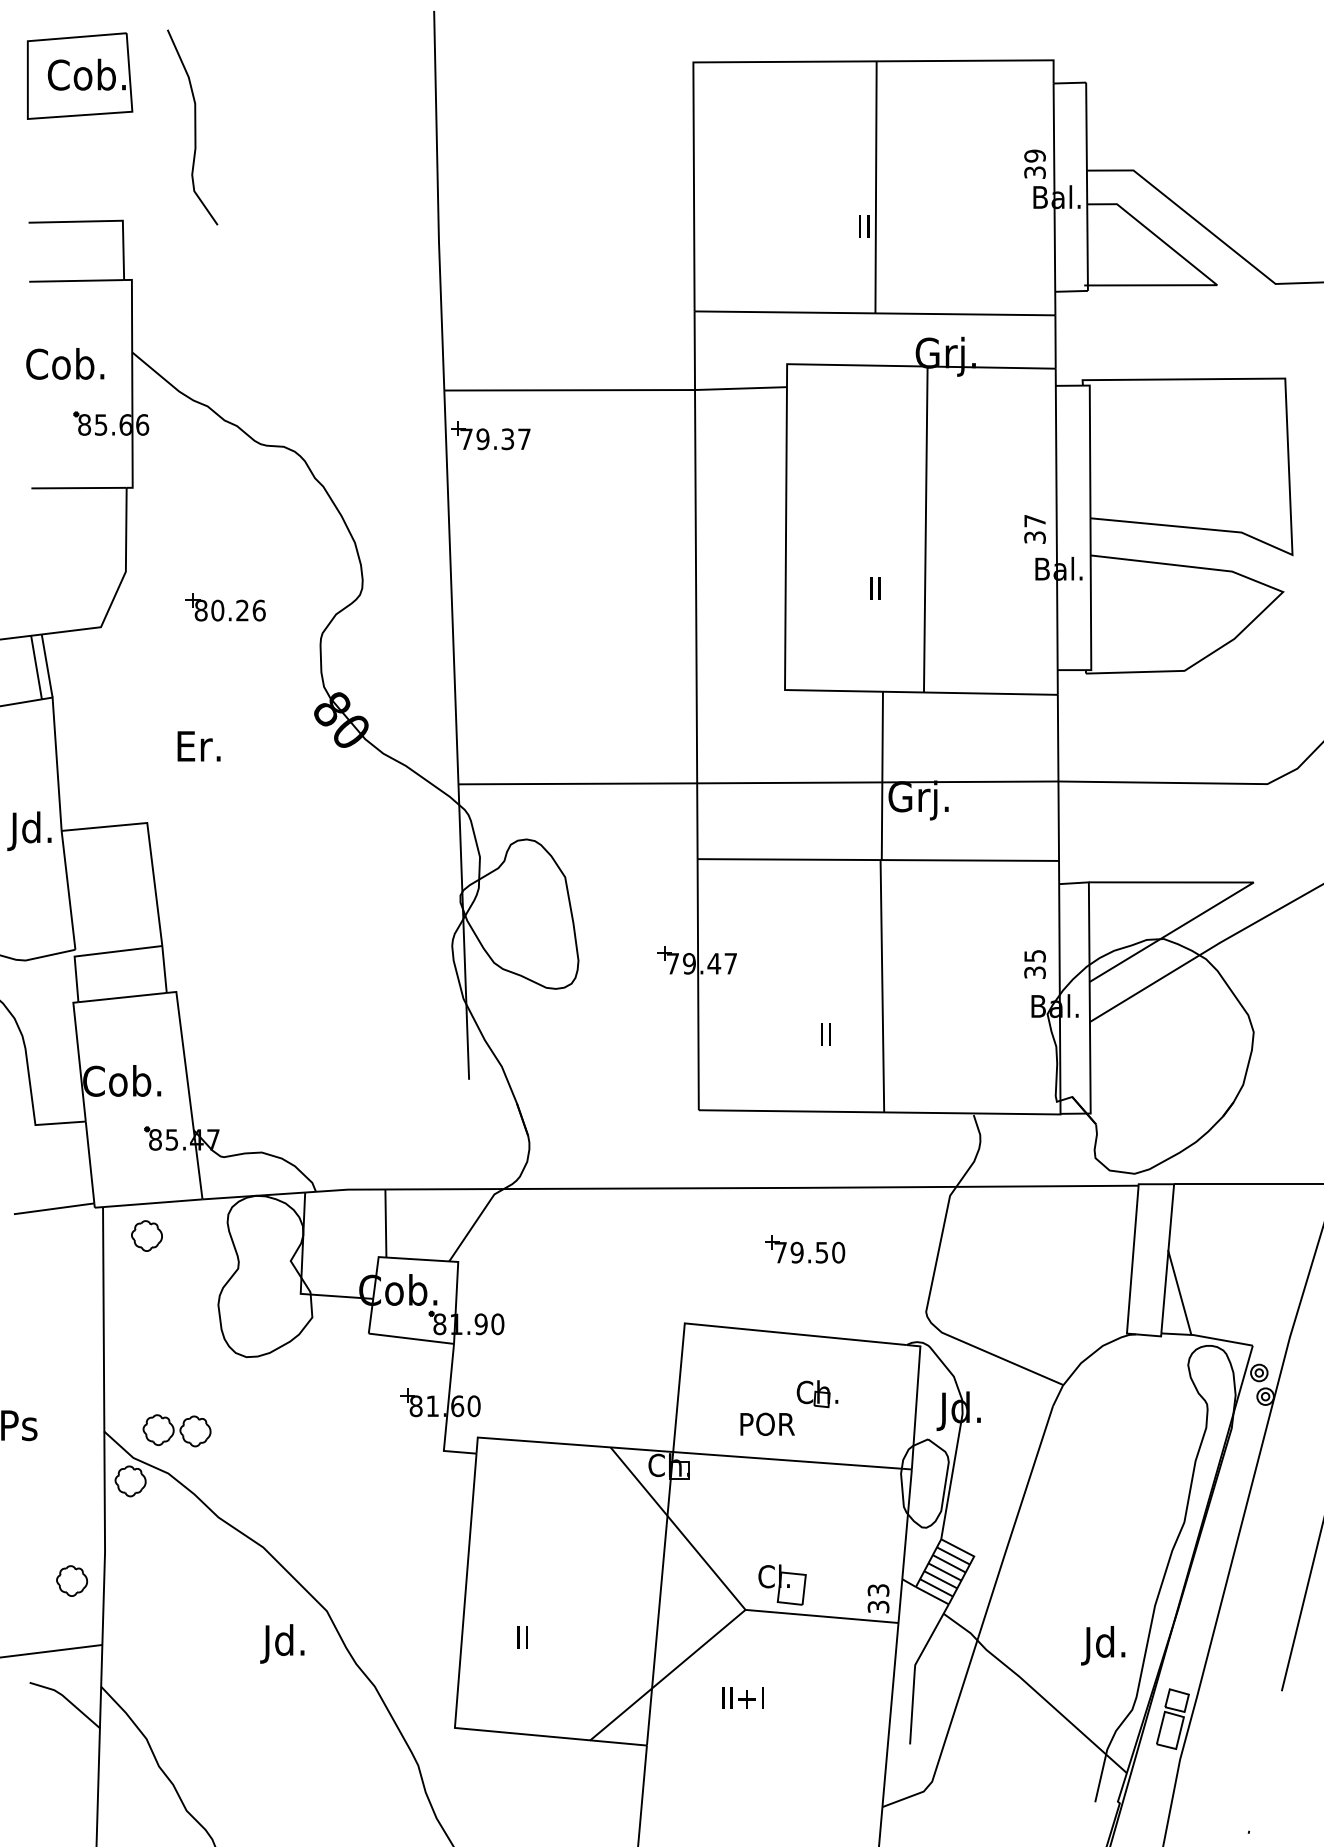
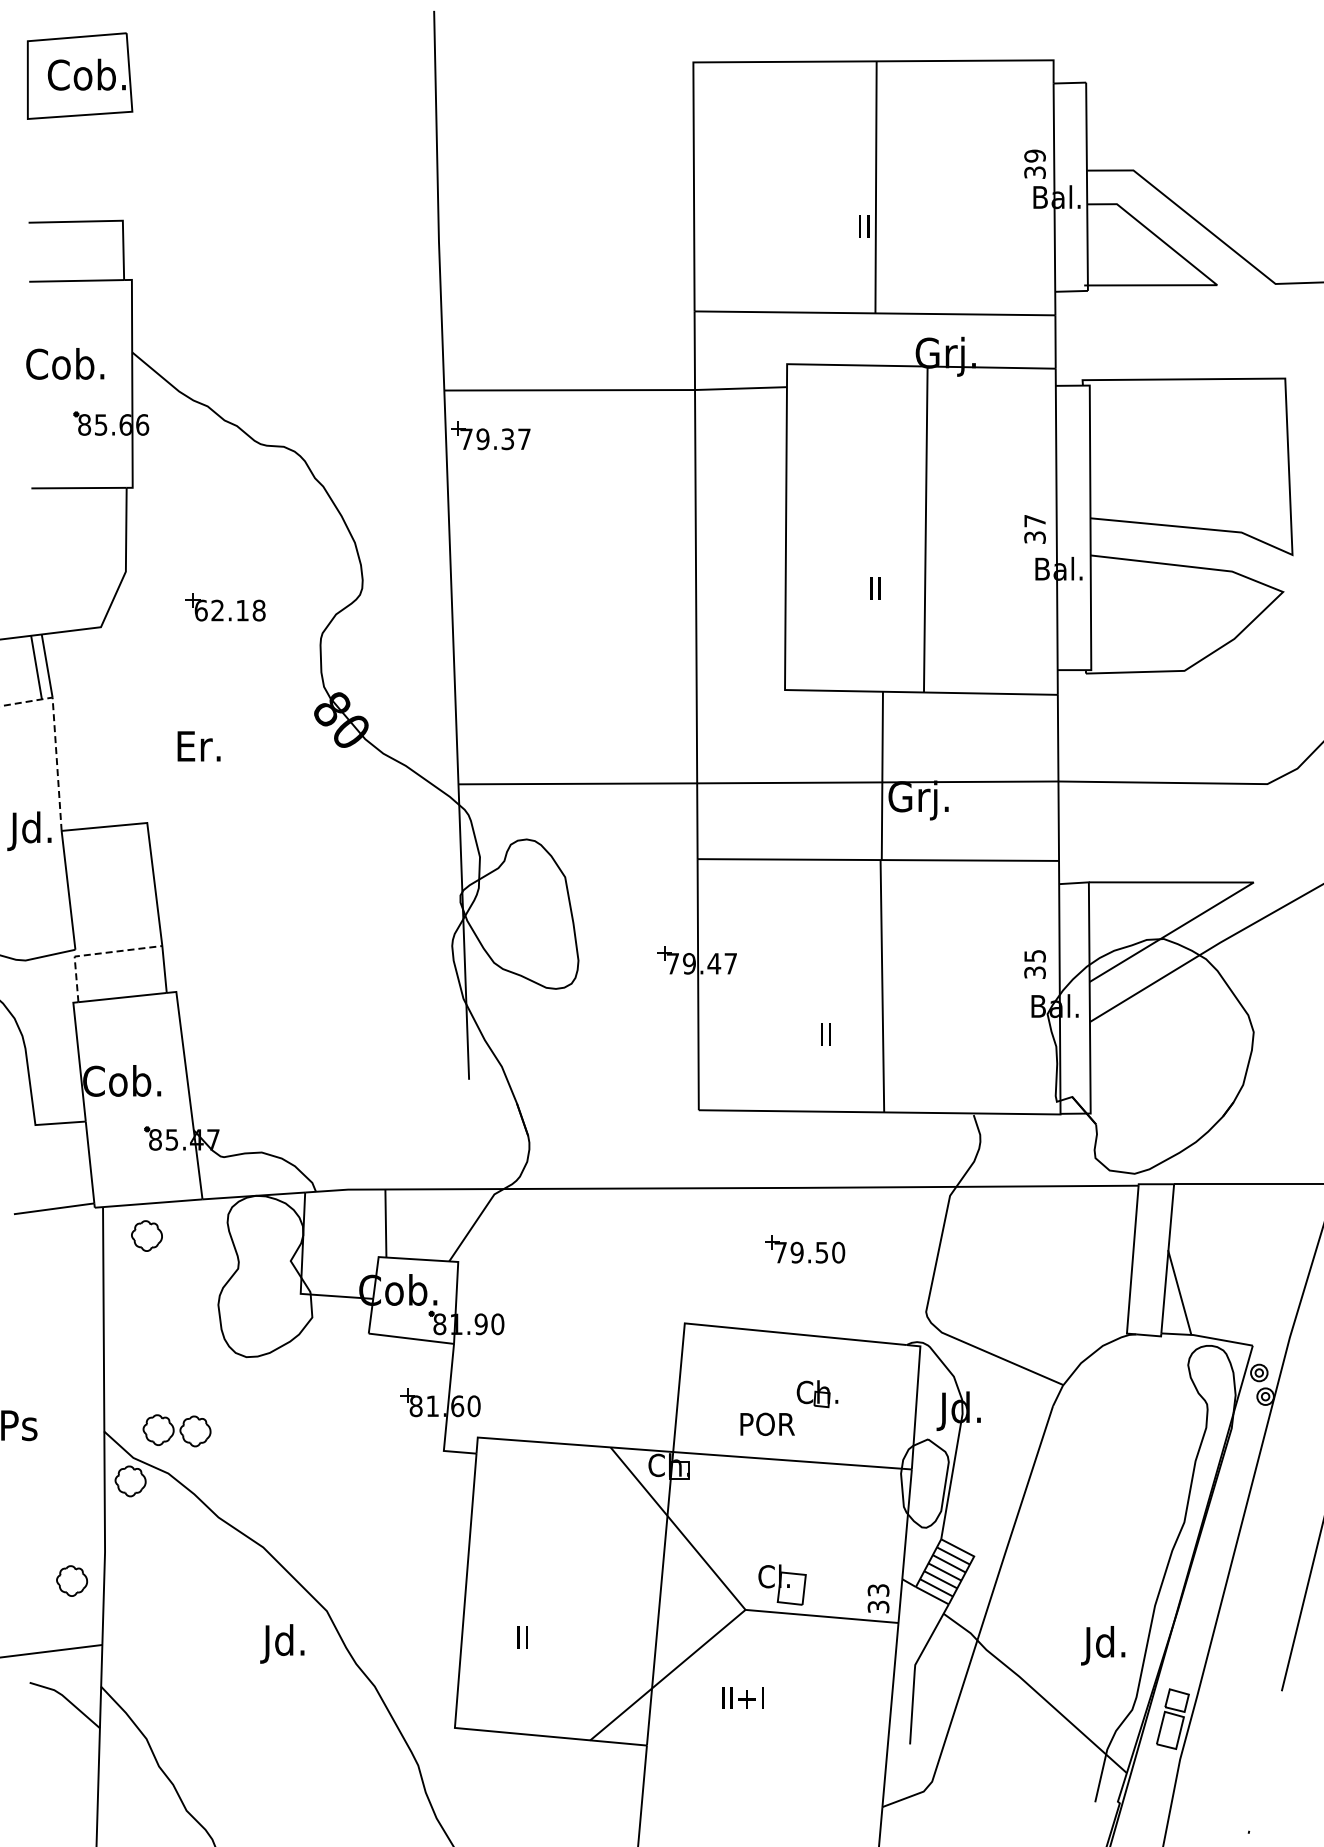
curve: present -> none (194, 127)
text: 80.26 -> 62.18 (229, 610)
line: solid -> dashed (55, 737)
line: solid -> dashed (95, 954)
